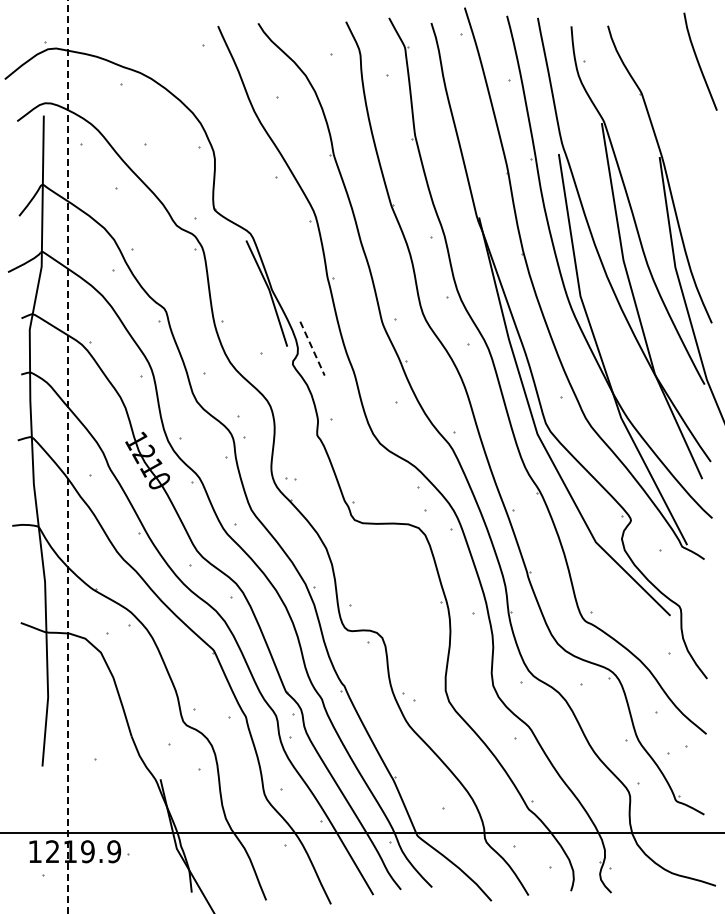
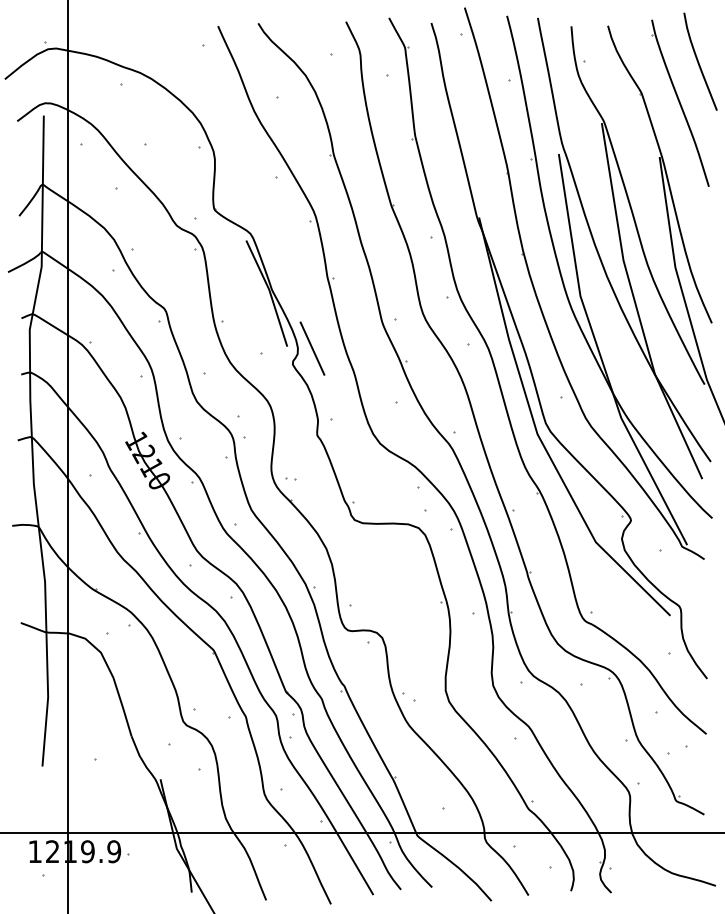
part: none -> present (680, 102)
line: dashed -> solid (312, 348)
line: dashed -> solid (67, 457)
